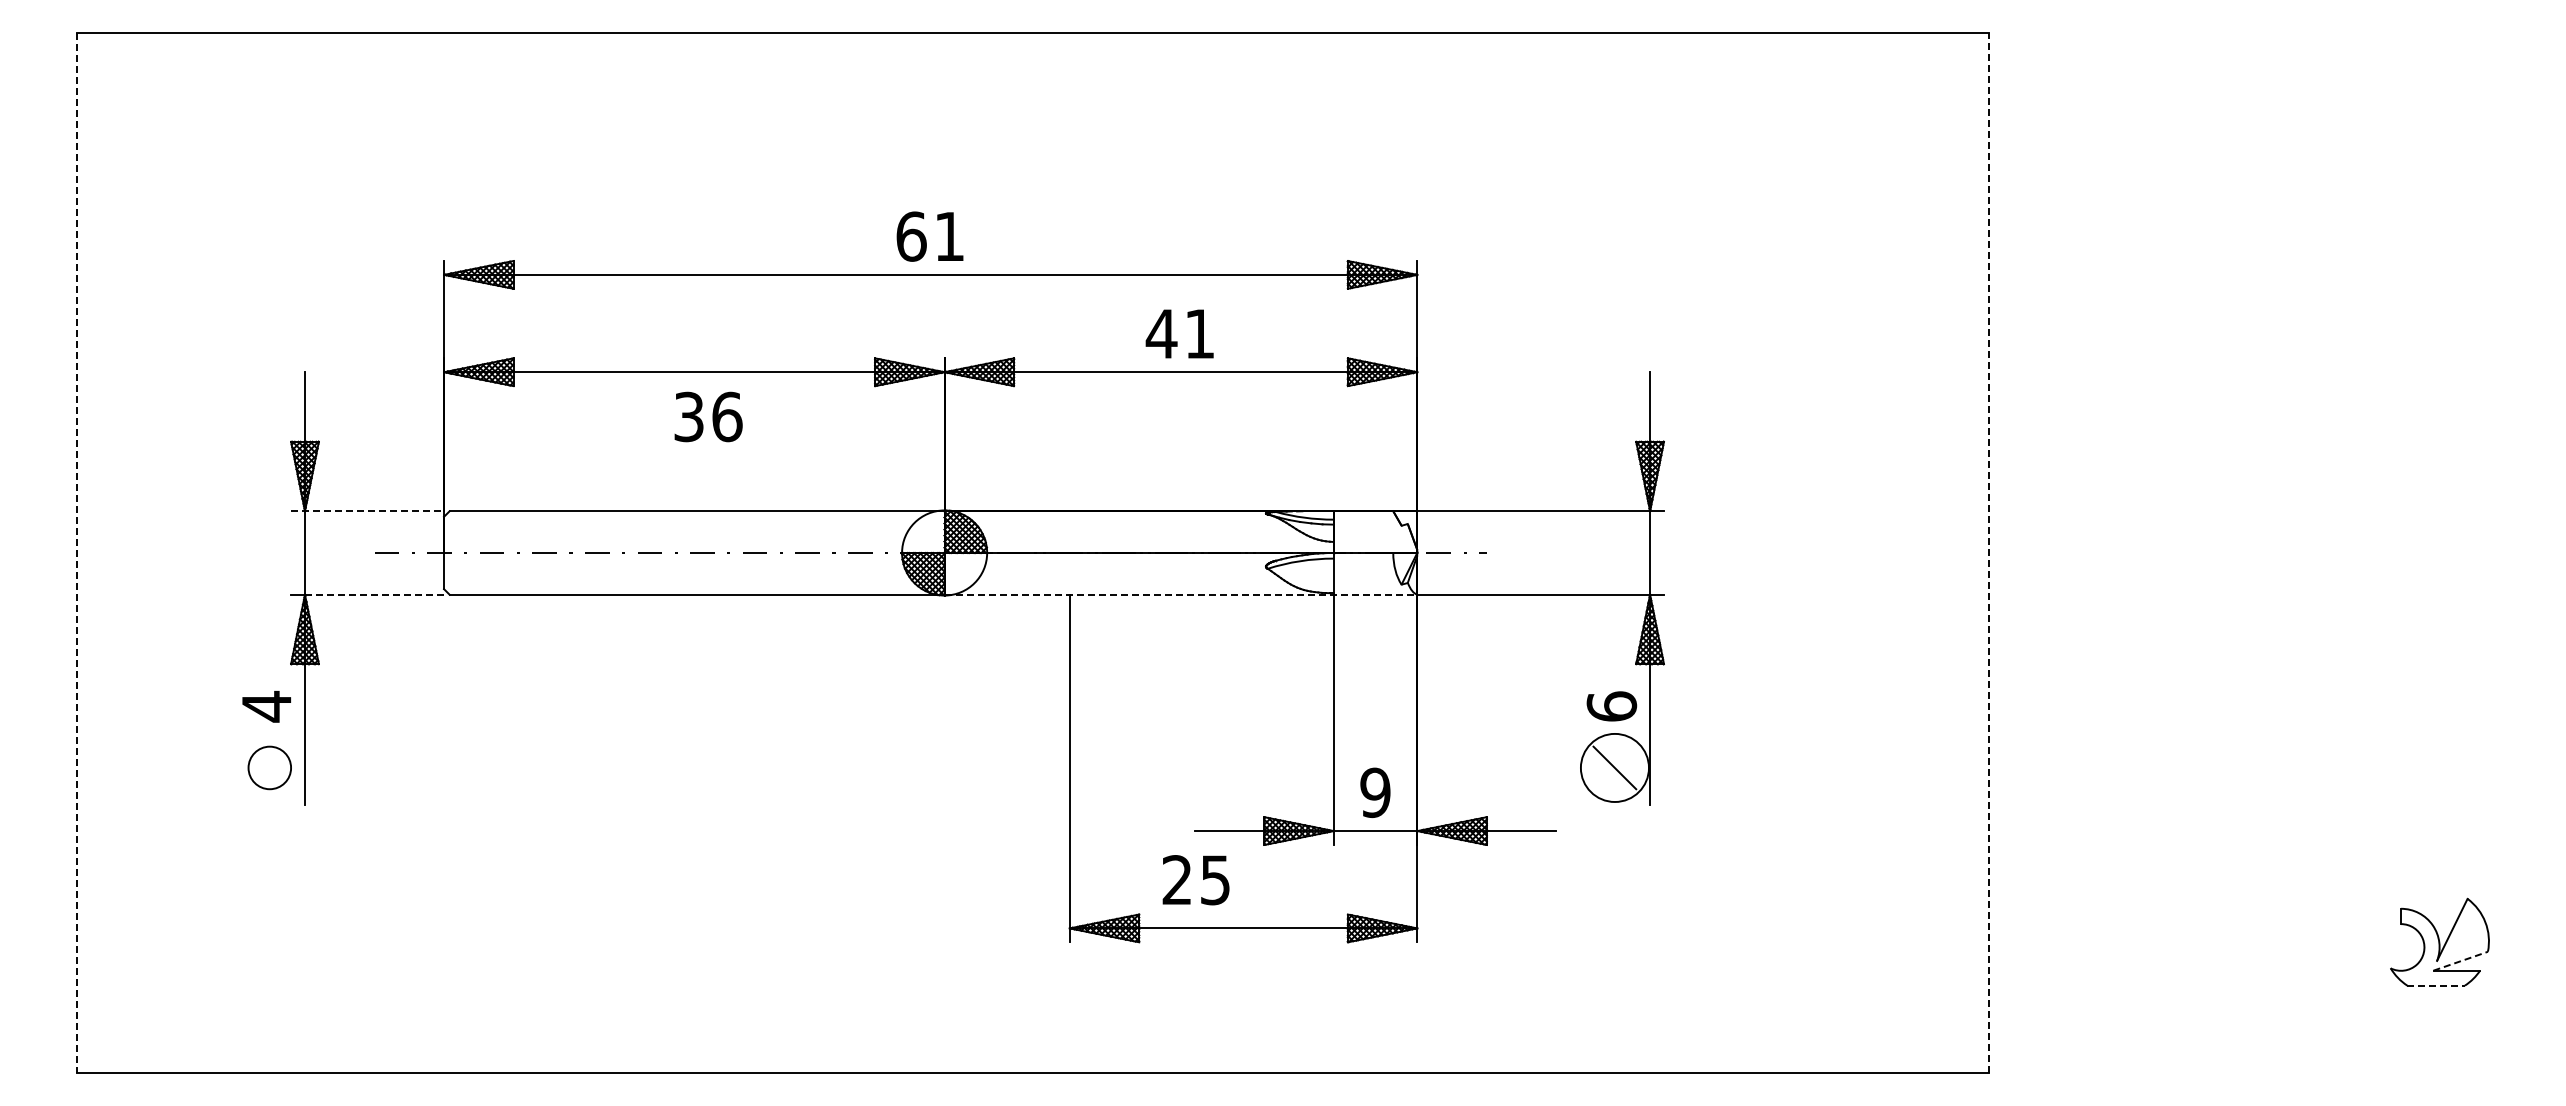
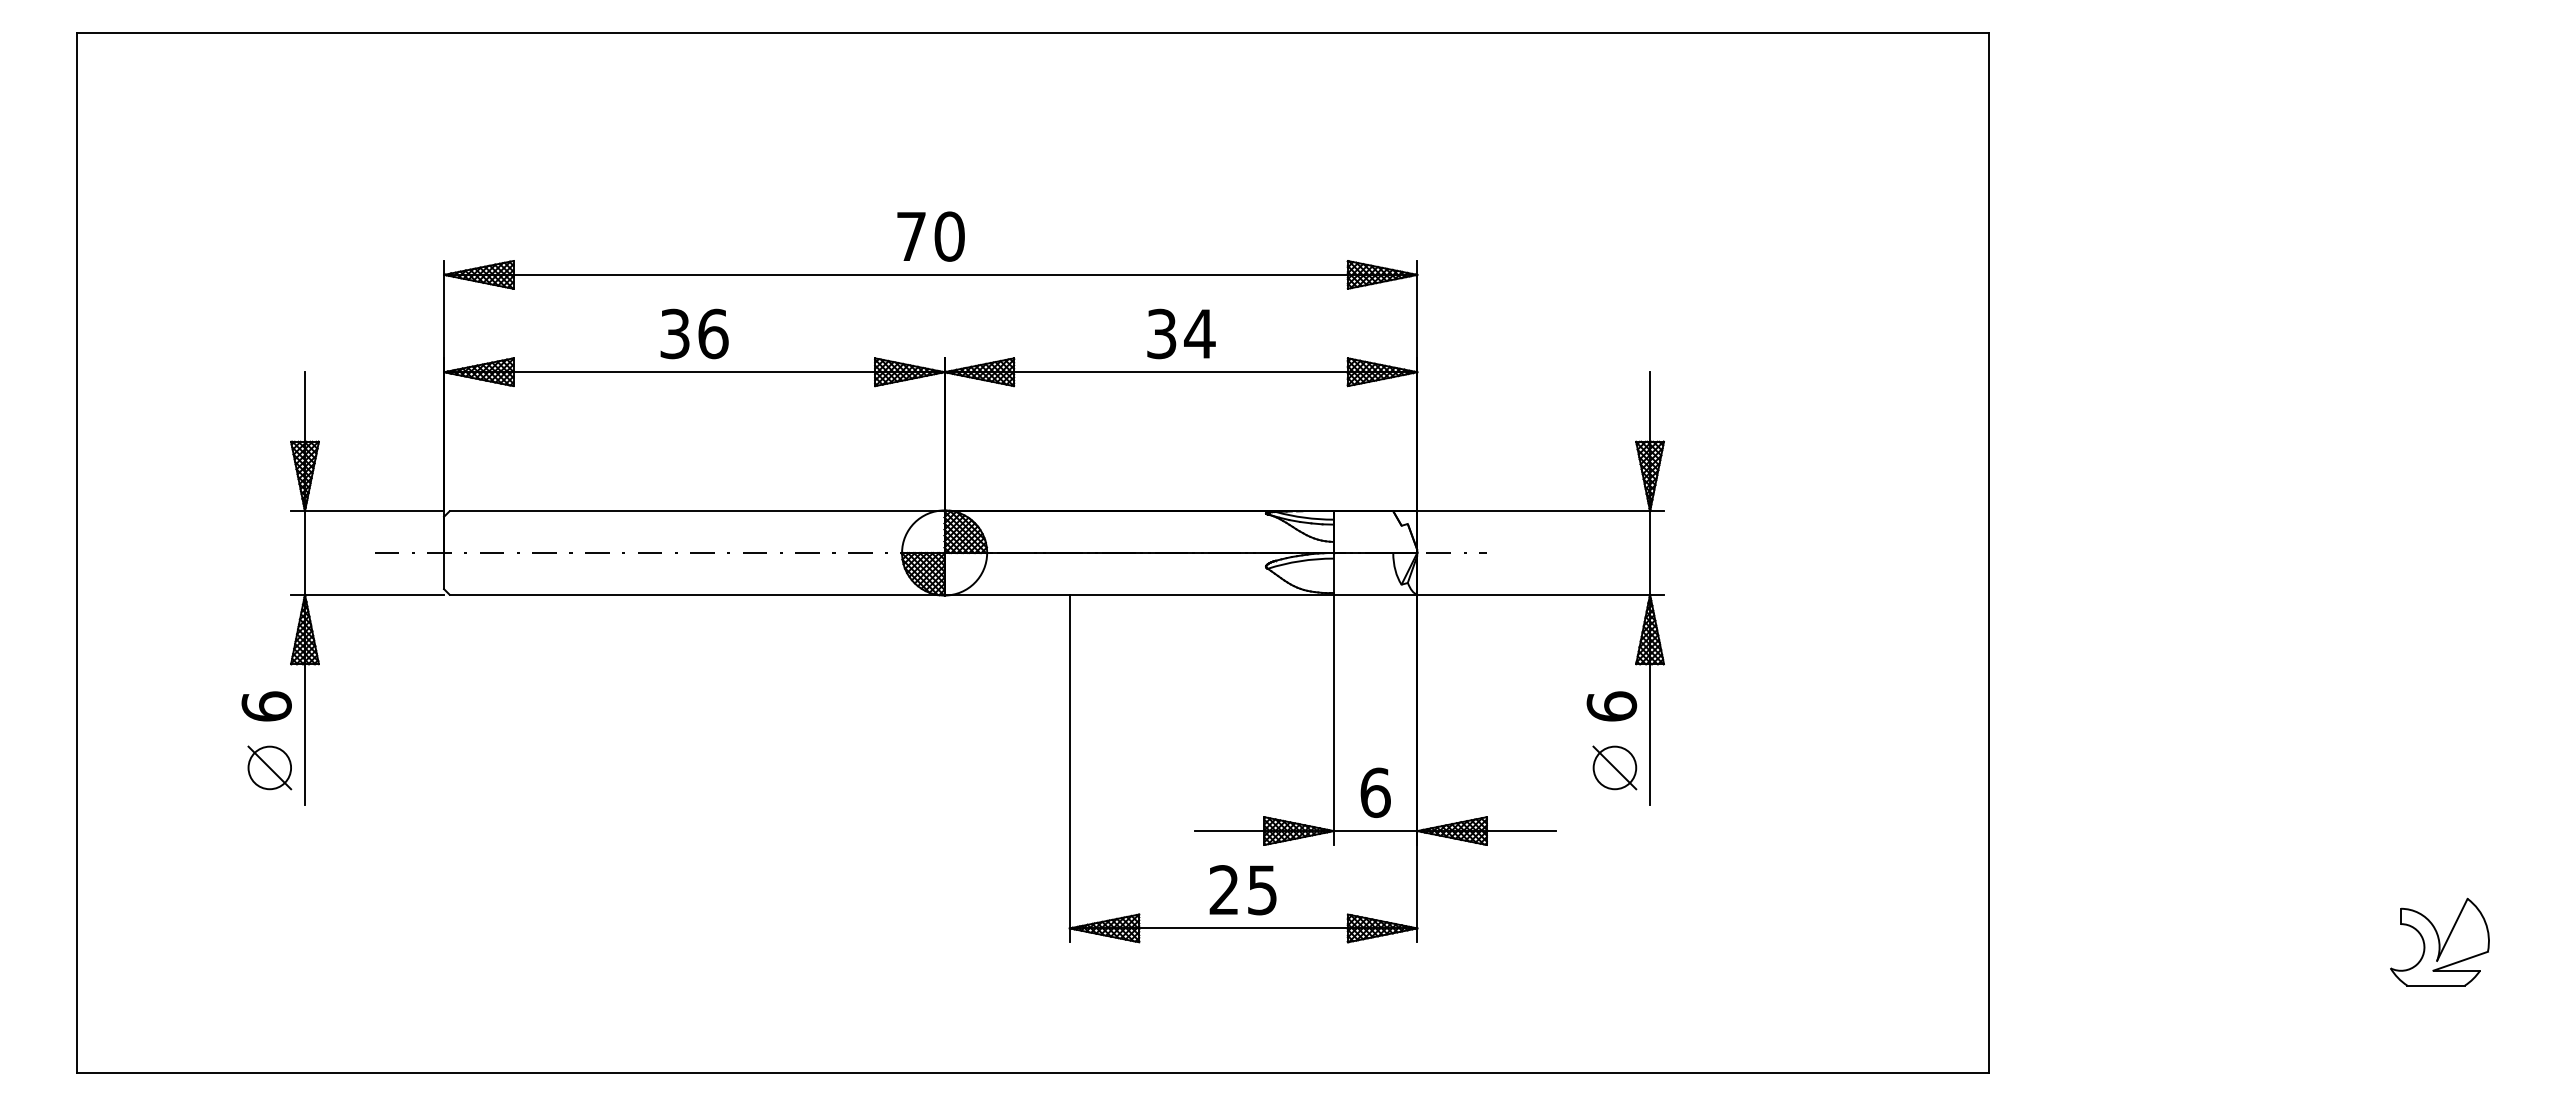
text: 61 -> 70 (930, 236)
text: 41 -> 34 (1180, 333)
text position: (708, 416) -> (694, 333) (694, 333)
line: dashed -> solid (368, 511)
line: dashed -> solid (1988, 552)
line: dashed -> solid (76, 553)
line: dashed -> solid (374, 594)
line: dashed -> solid (1181, 594)
text: 4 -> 6 (266, 706)
line: none -> present (269, 767)
circle diameter: 68 px -> 43 px (1614, 767)
text: 9 -> 6 (1375, 792)
text position: (1195, 880) -> (1242, 890) (1242, 890)
line: dashed -> solid (2460, 961)
line: dashed -> solid (2436, 985)
